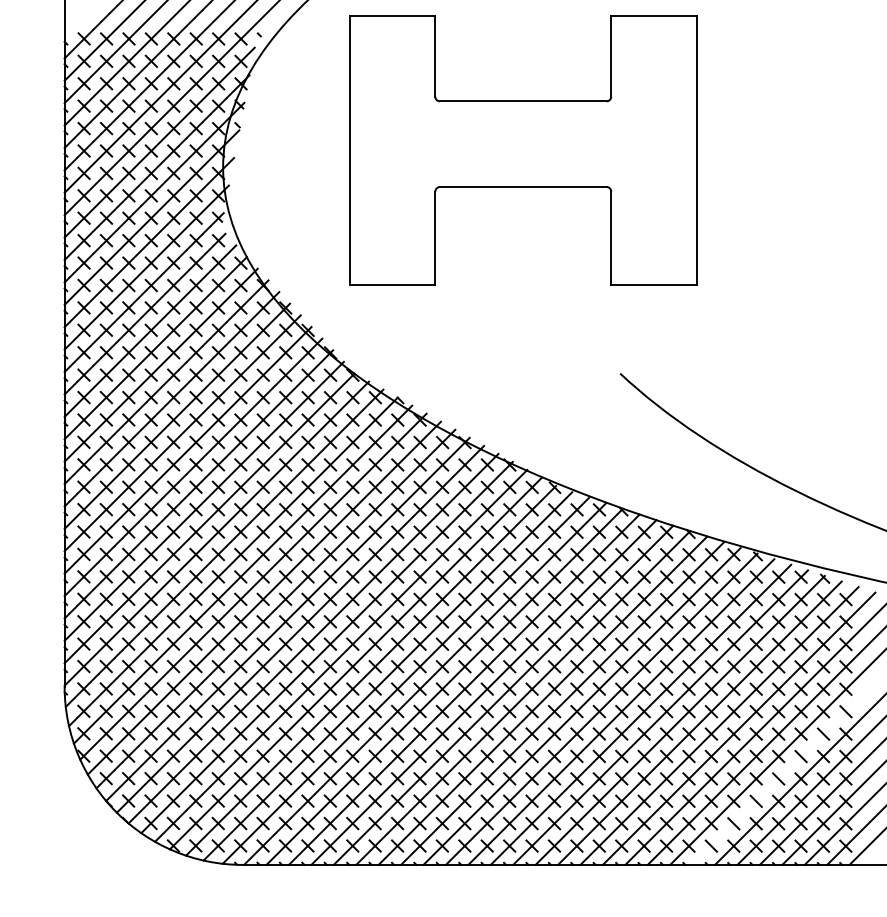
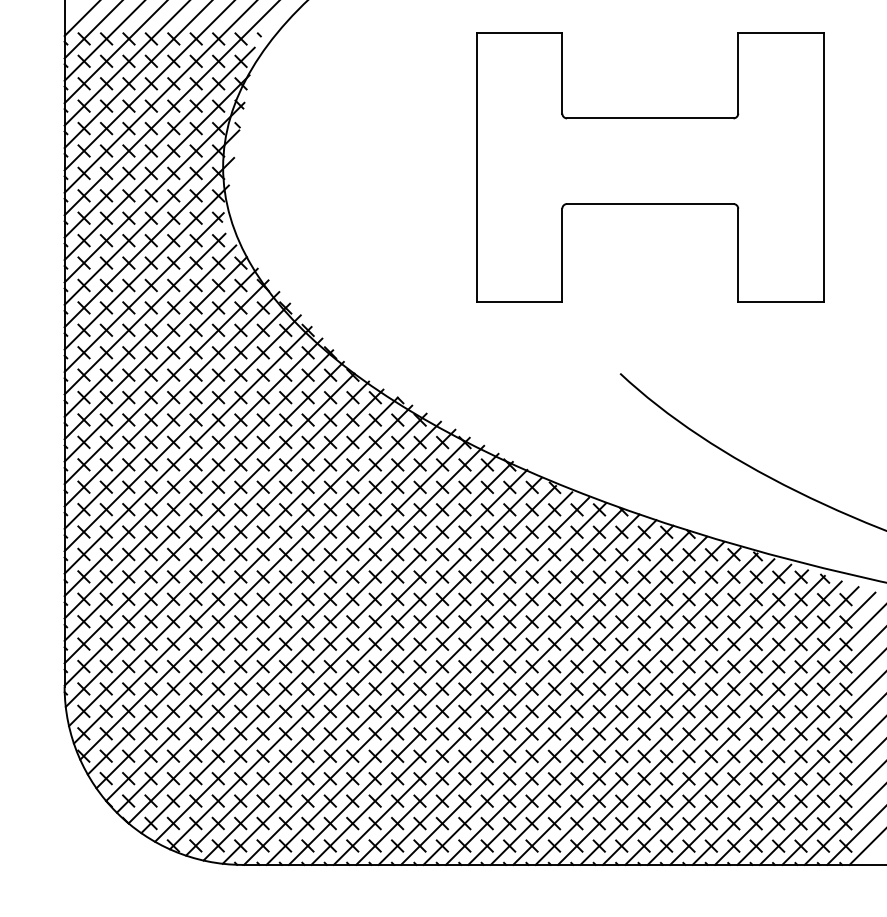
line: none -> present (81, 19)
part position: (523, 150) -> (650, 167) (650, 167)
line: none -> present (787, 769)
